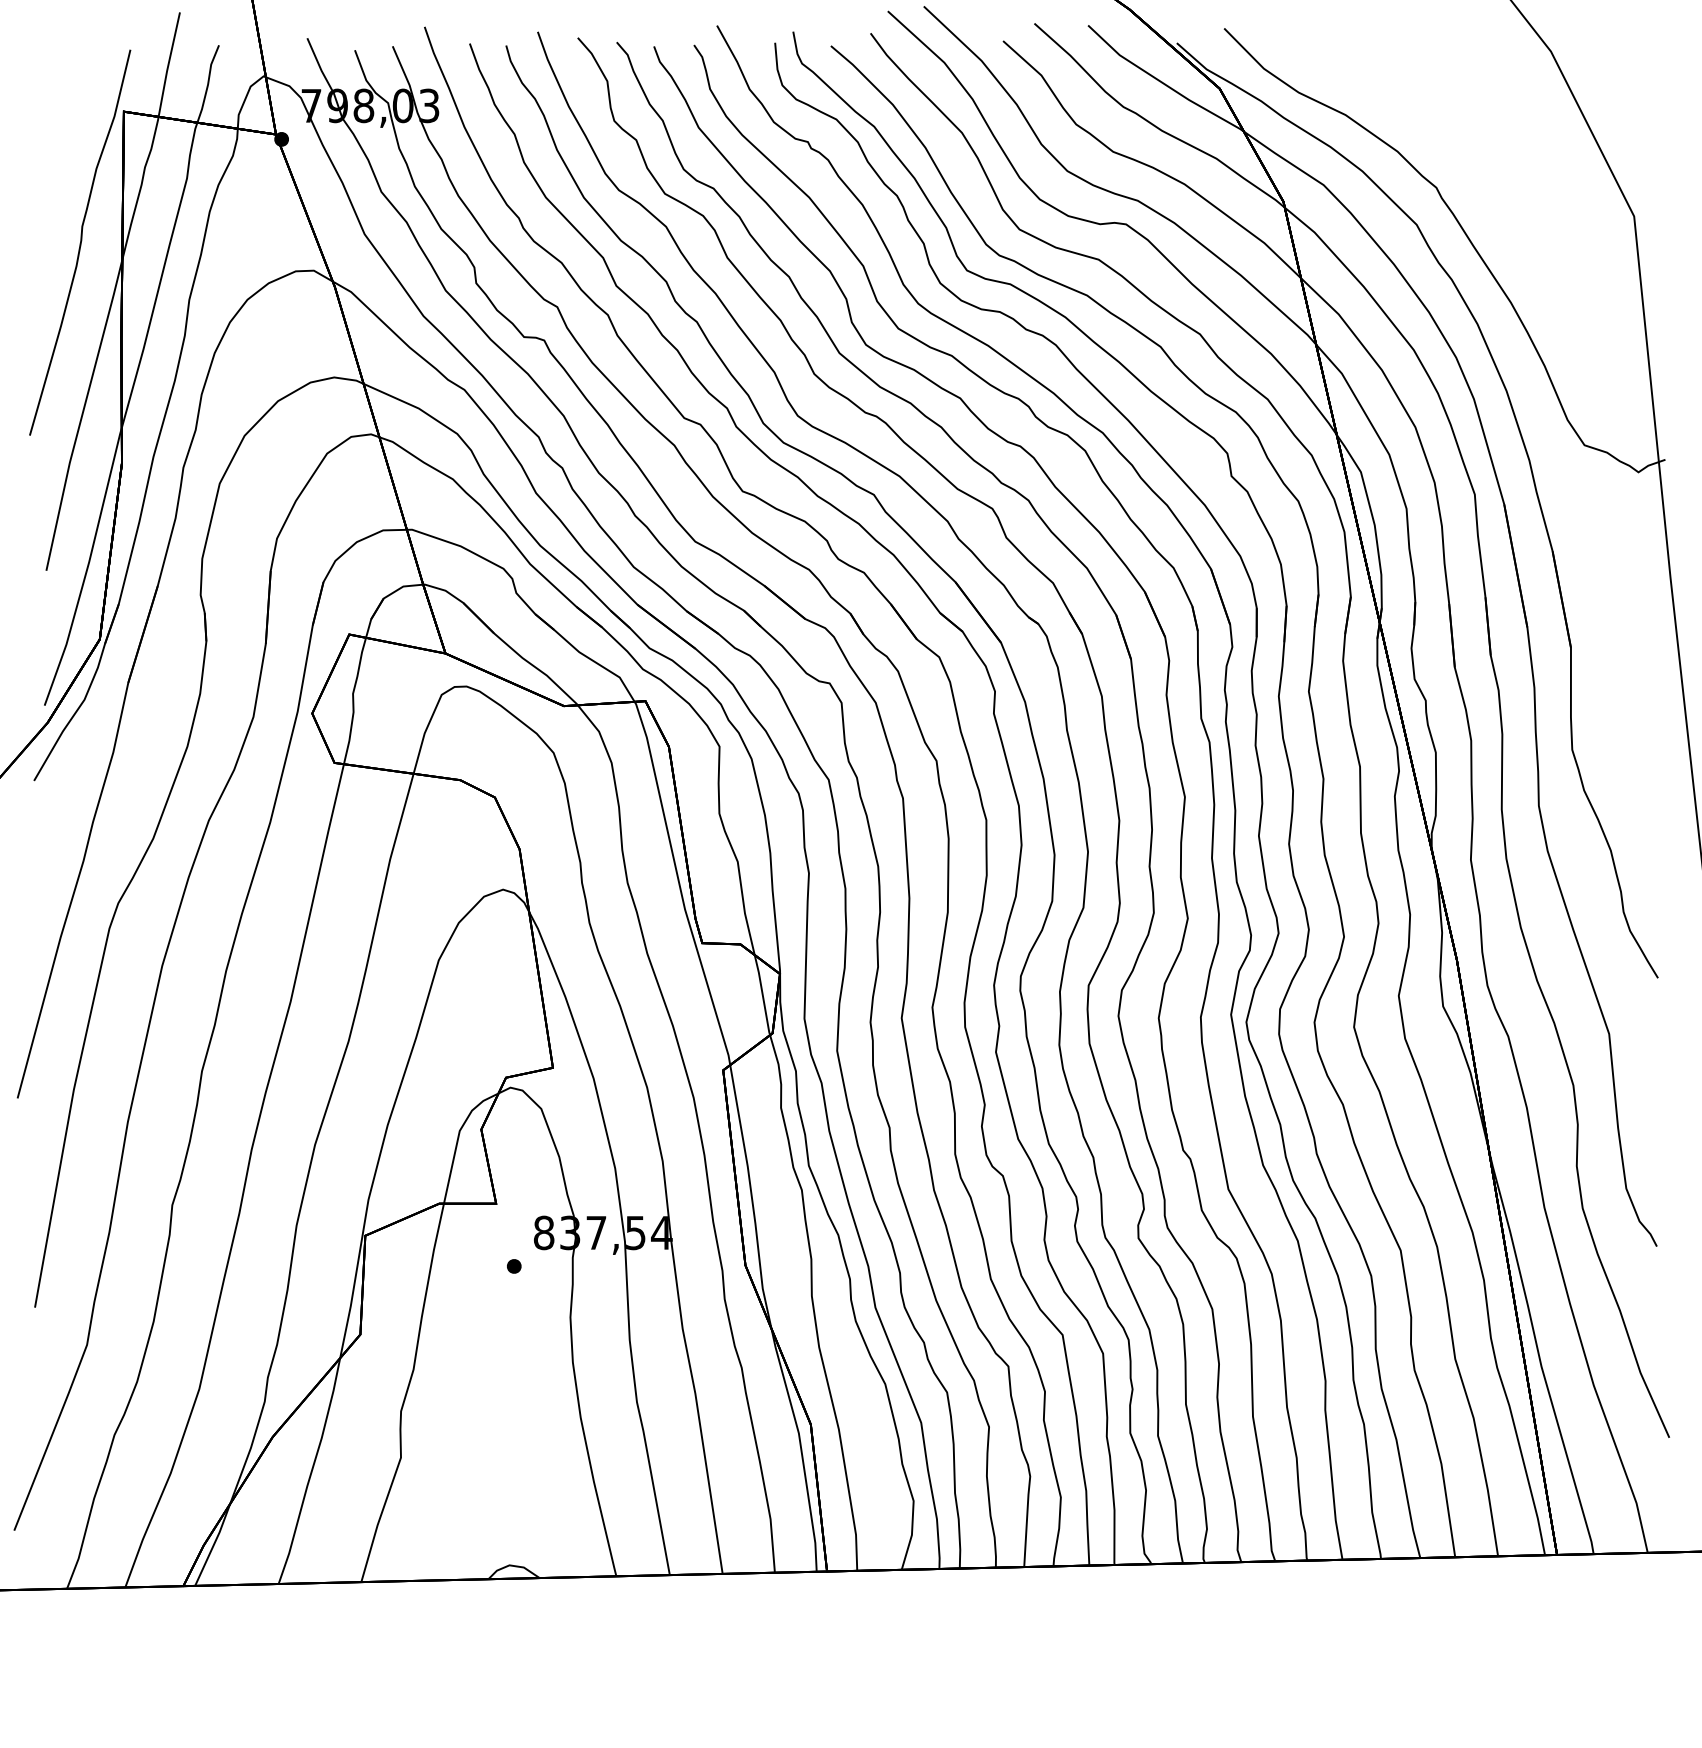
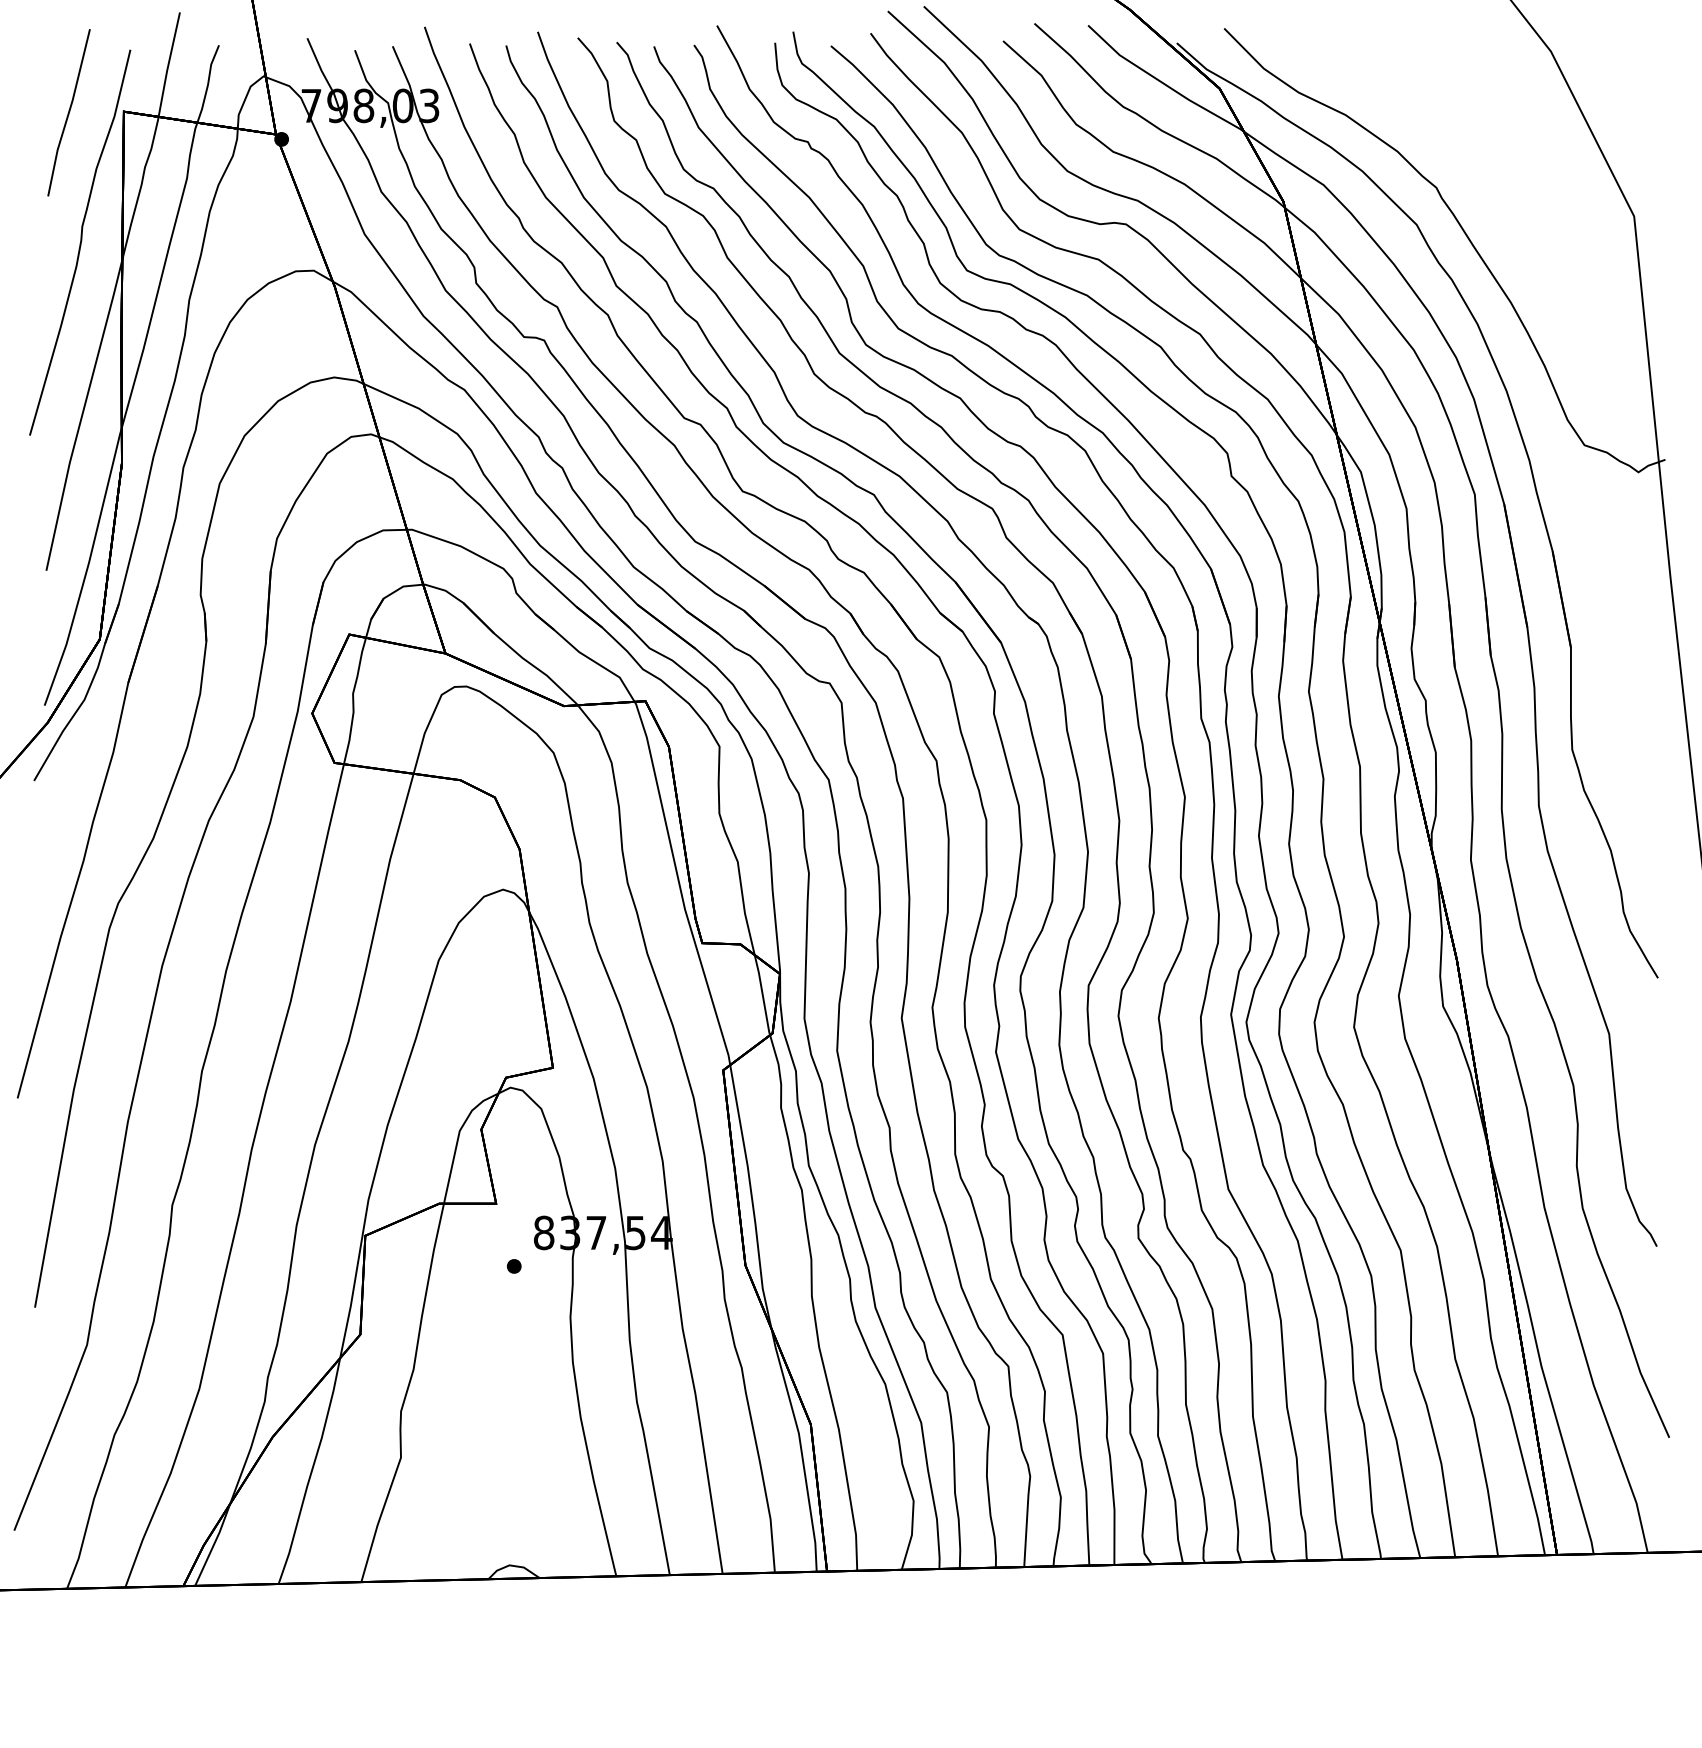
line: none -> present (68, 112)
